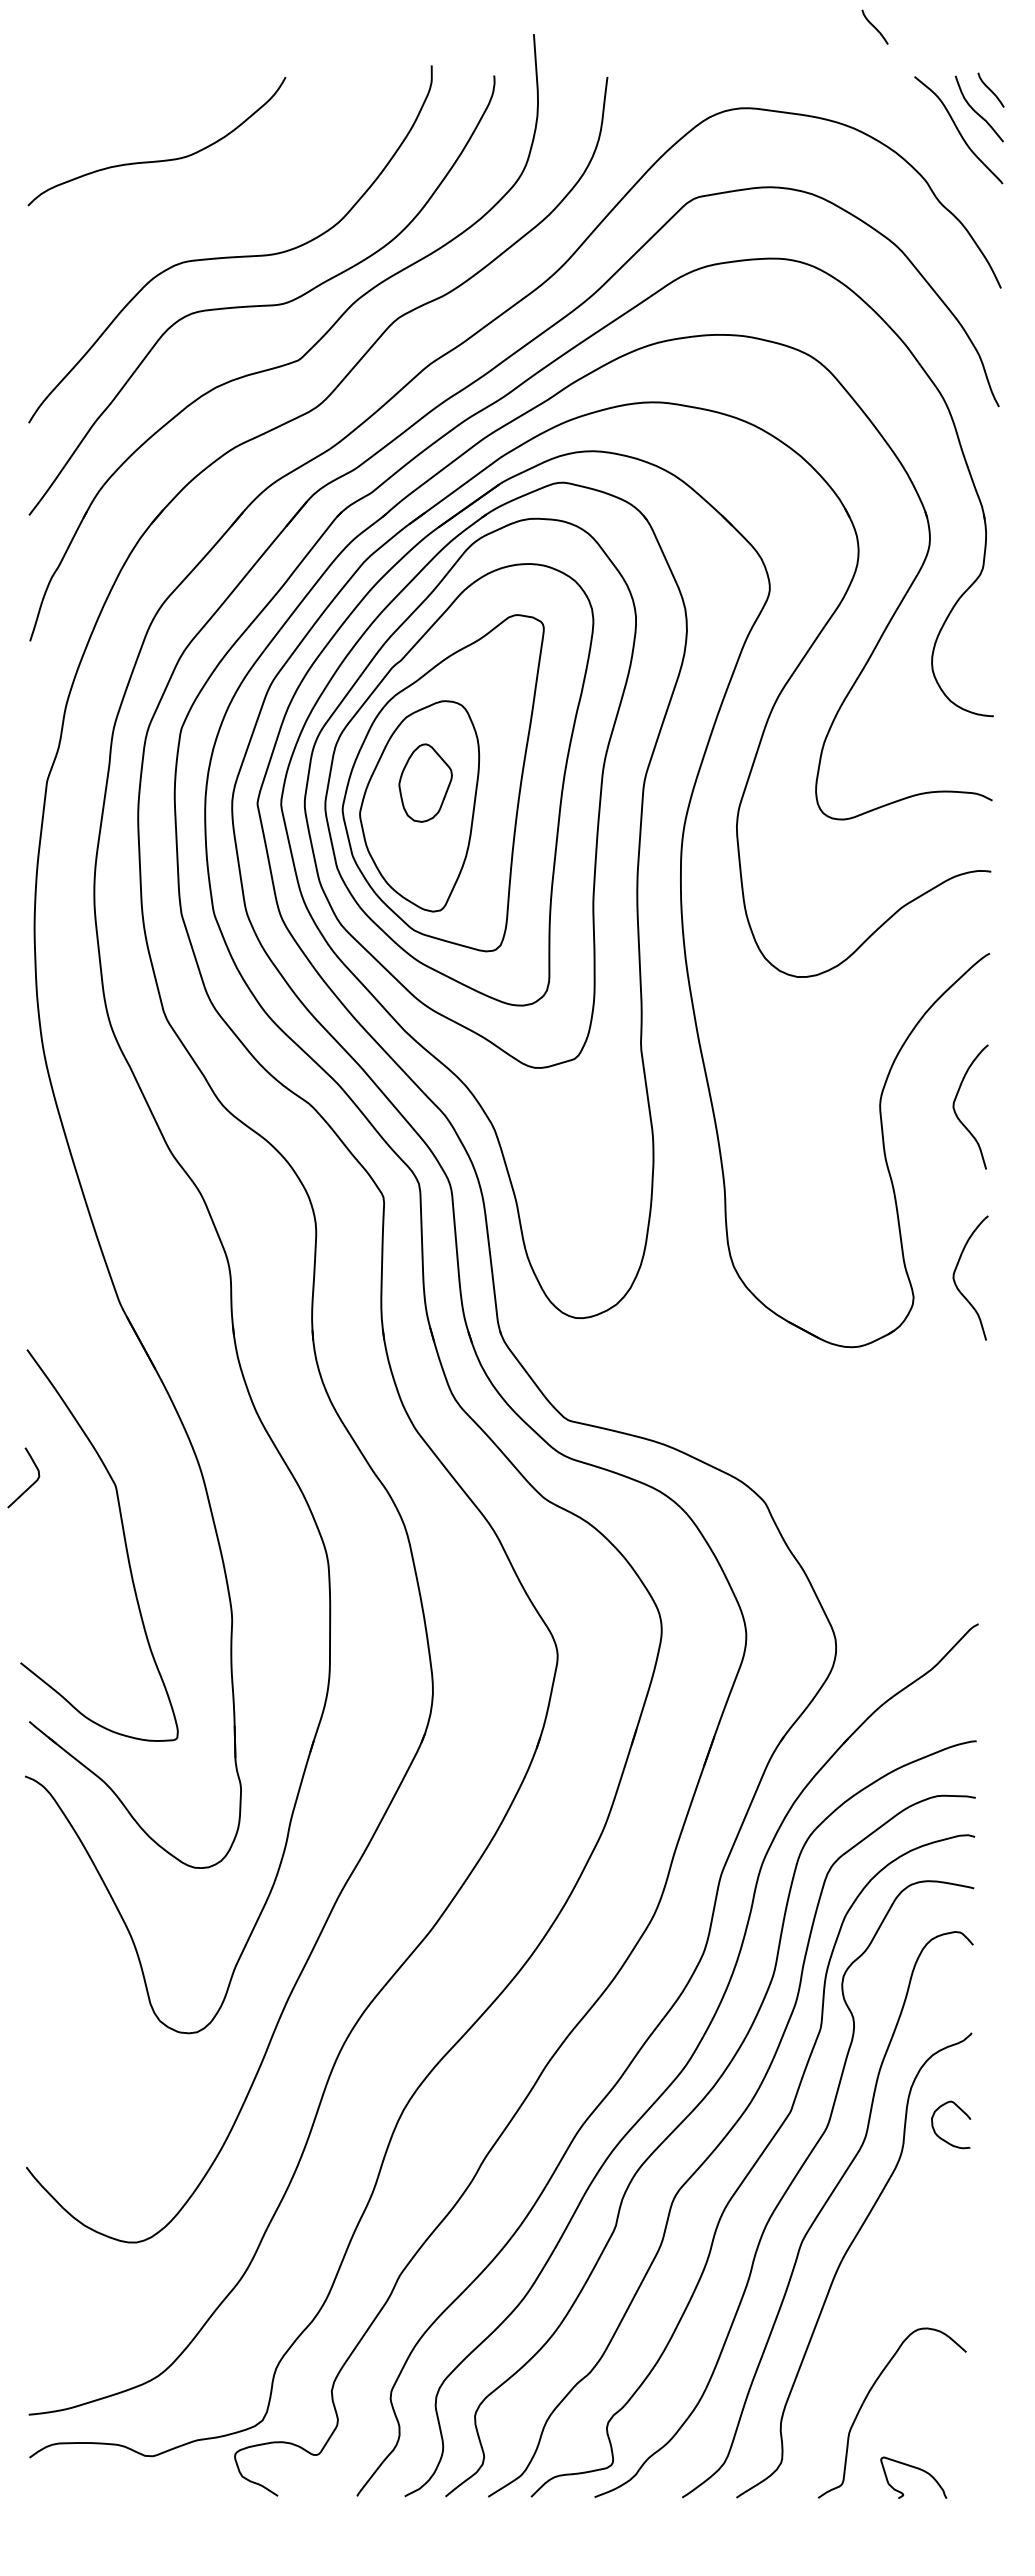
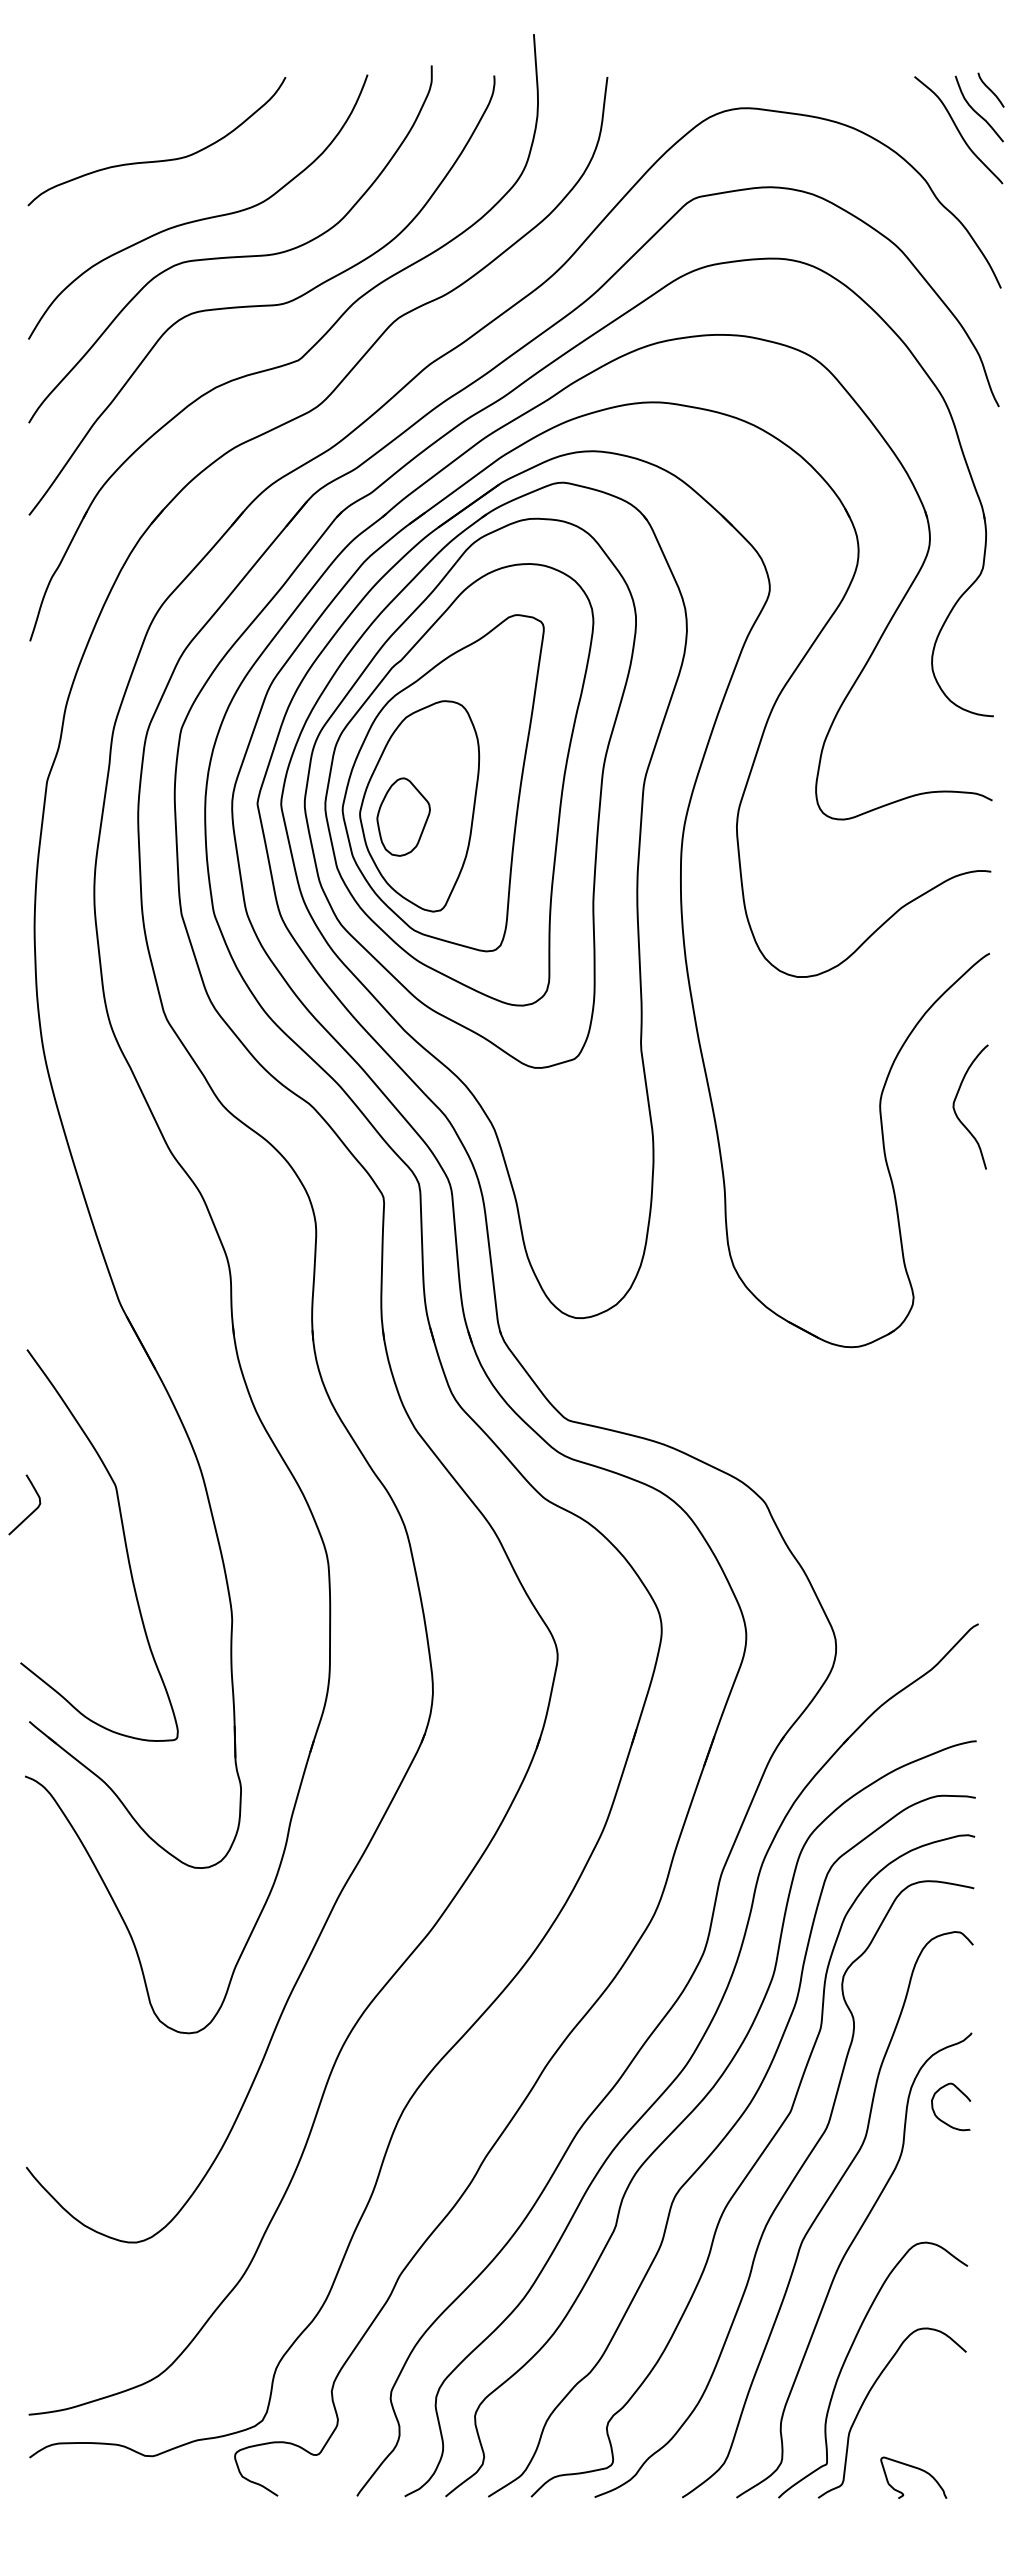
curve: present -> none (874, 26)
curve: none -> present (201, 218)
part position: (425, 782) -> (403, 816) (403, 816)
curve: present -> none (956, 1283)
curve position: (31, 1484) -> (32, 1511) (32, 1511)
curve position: (962, 2112) -> (962, 2094) (962, 2094)
curve: none -> present (846, 2360)
